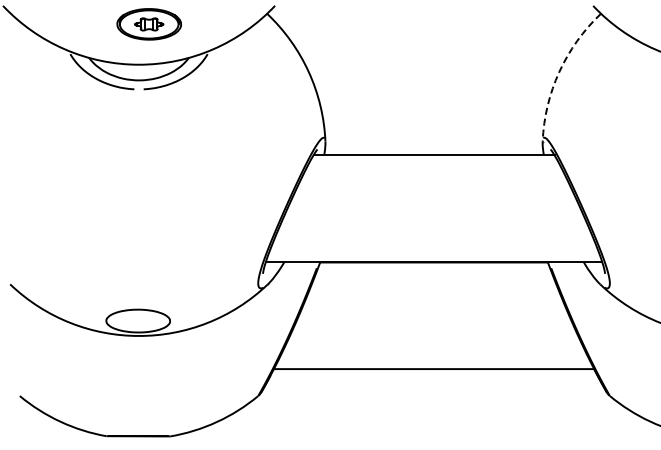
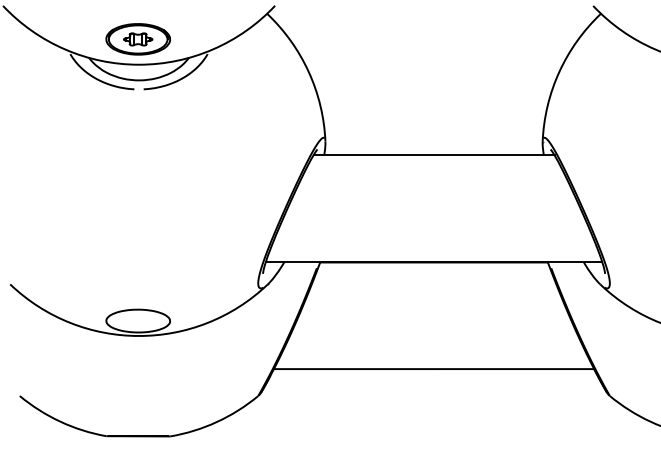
part position: (148, 24) -> (137, 39) (137, 39)
arc: dashed -> solid (559, 72)
